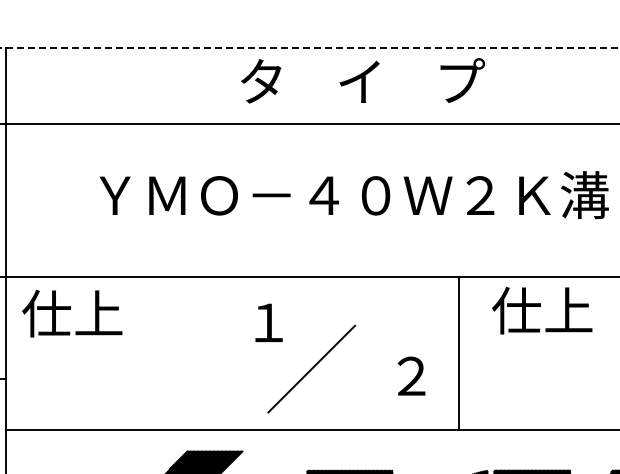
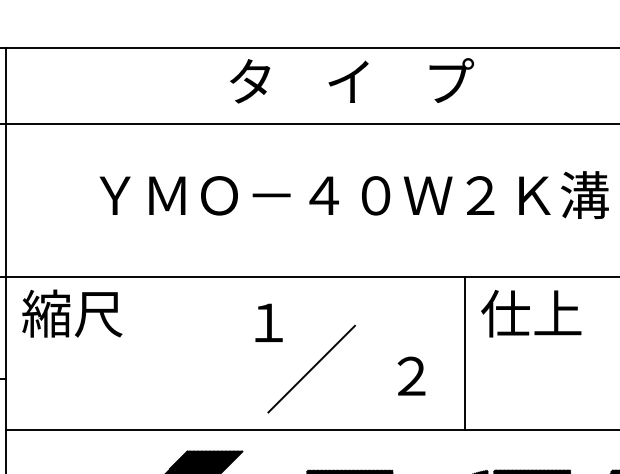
line: dashed -> solid (310, 47)
text position: (363, 80) -> (352, 80) (352, 80)
text position: (542, 310) -> (531, 313) (531, 313)
text: 仕上 -> 縮尺 (72, 313)
line position: (458, 353) -> (464, 353) (464, 353)
